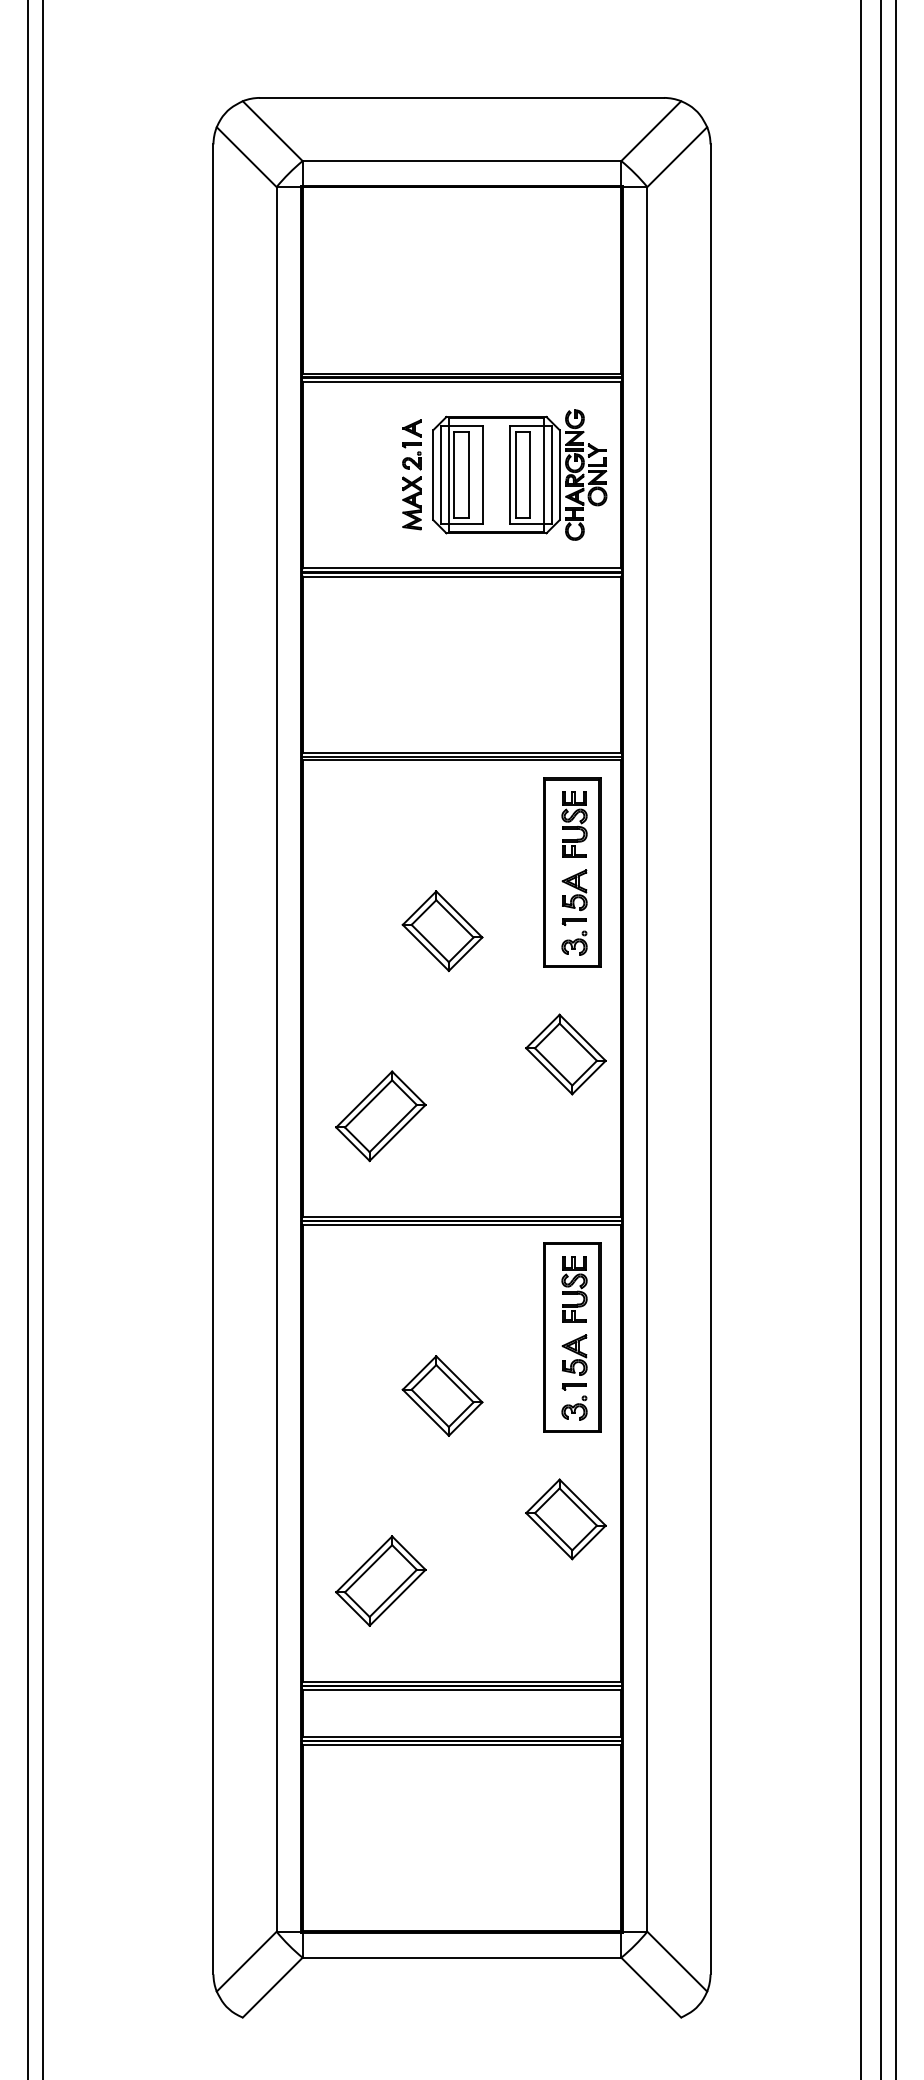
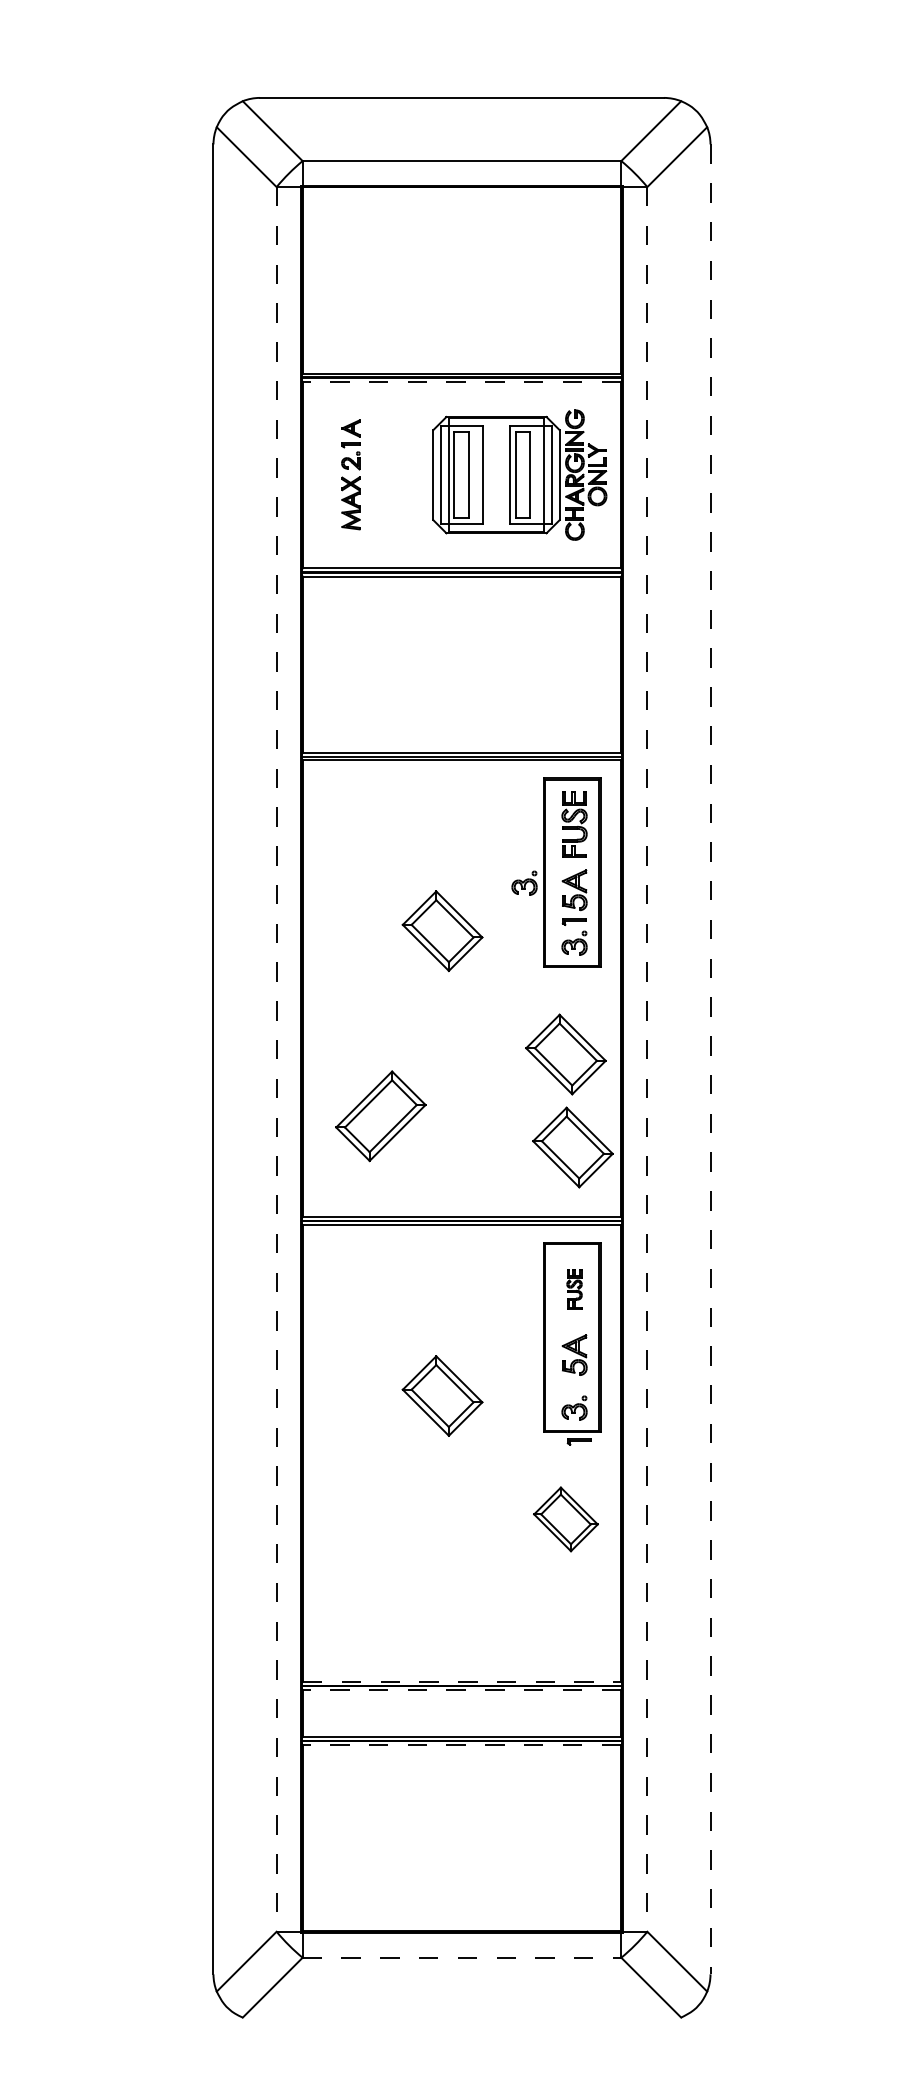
line: solid -> dashed (462, 382)
part position: (411, 474) -> (350, 474) (350, 474)
part: none -> present (524, 882)
line: present -> none (27, 1039)
line: present -> none (43, 1039)
line: present -> none (861, 1039)
line: present -> none (880, 1039)
line: present -> none (896, 1039)
line: solid -> dashed (276, 1059)
line: solid -> dashed (647, 1059)
line: solid -> dashed (710, 1059)
part: none -> present (572, 1147)
part size: 27x67 px -> 17x41 px (574, 1289)
part position: (573, 1386) -> (578, 1441) (578, 1441)
part size: 82x83 px -> 66x67 px (565, 1519)
part: present -> none (380, 1580)
line: solid -> dashed (462, 1681)
line: solid -> dashed (462, 1690)
line: solid -> dashed (462, 1745)
line: solid -> dashed (462, 1957)
